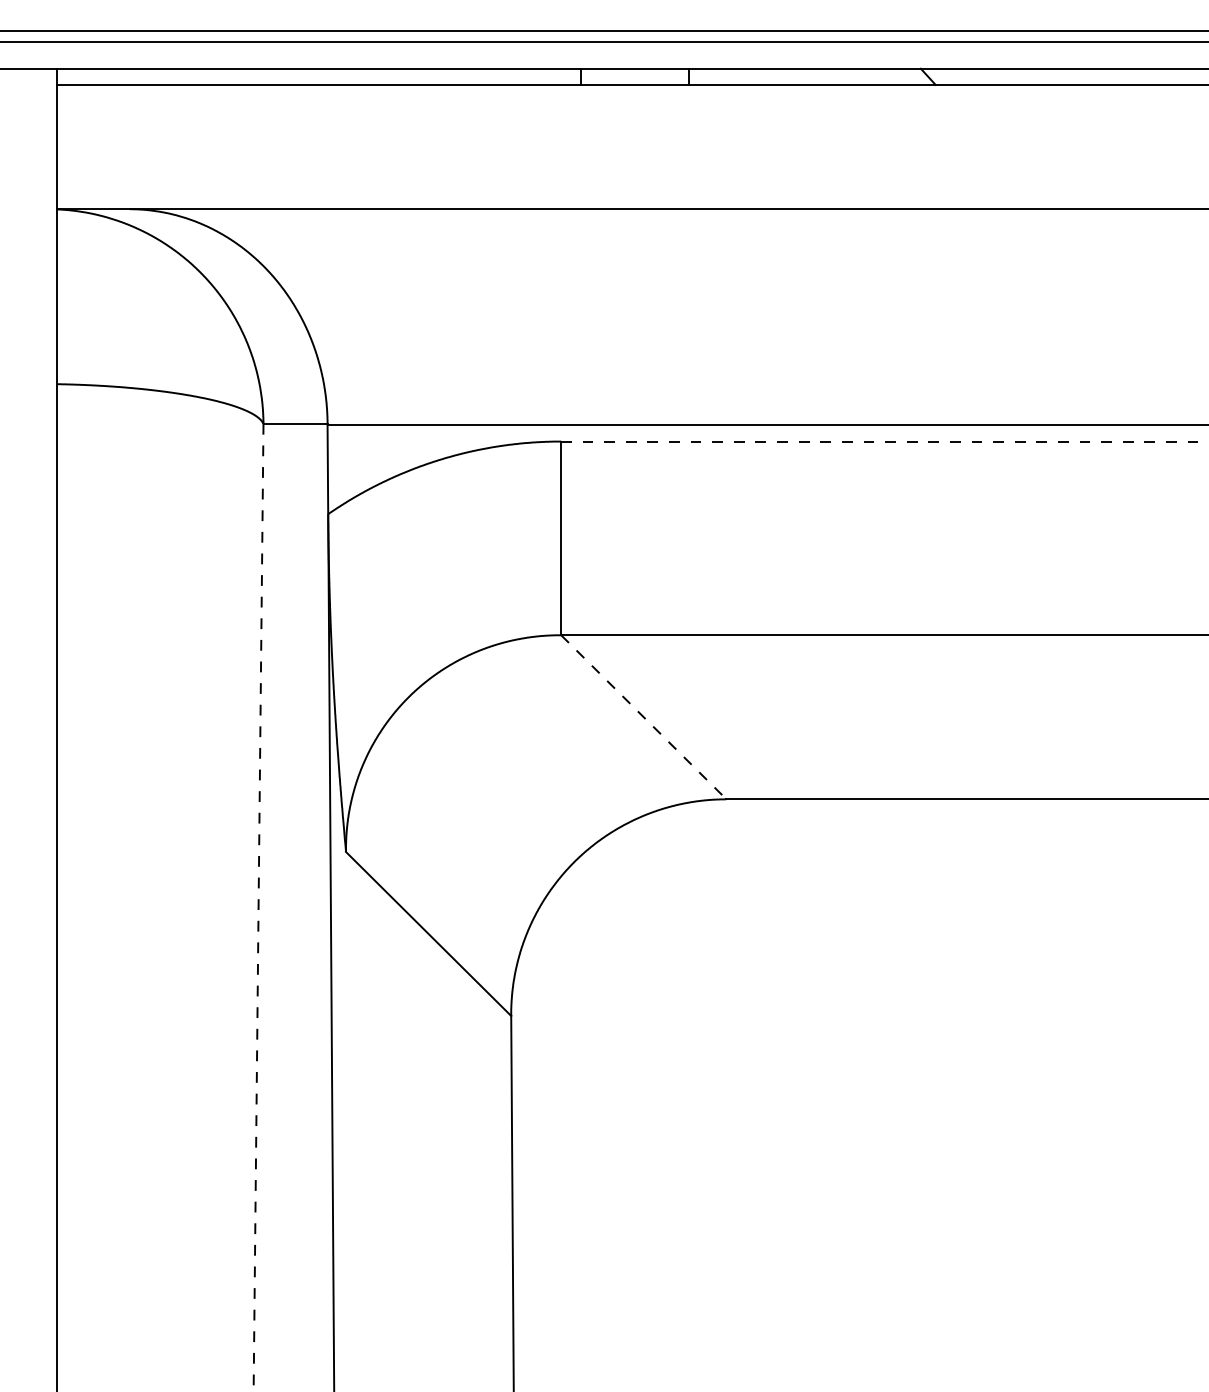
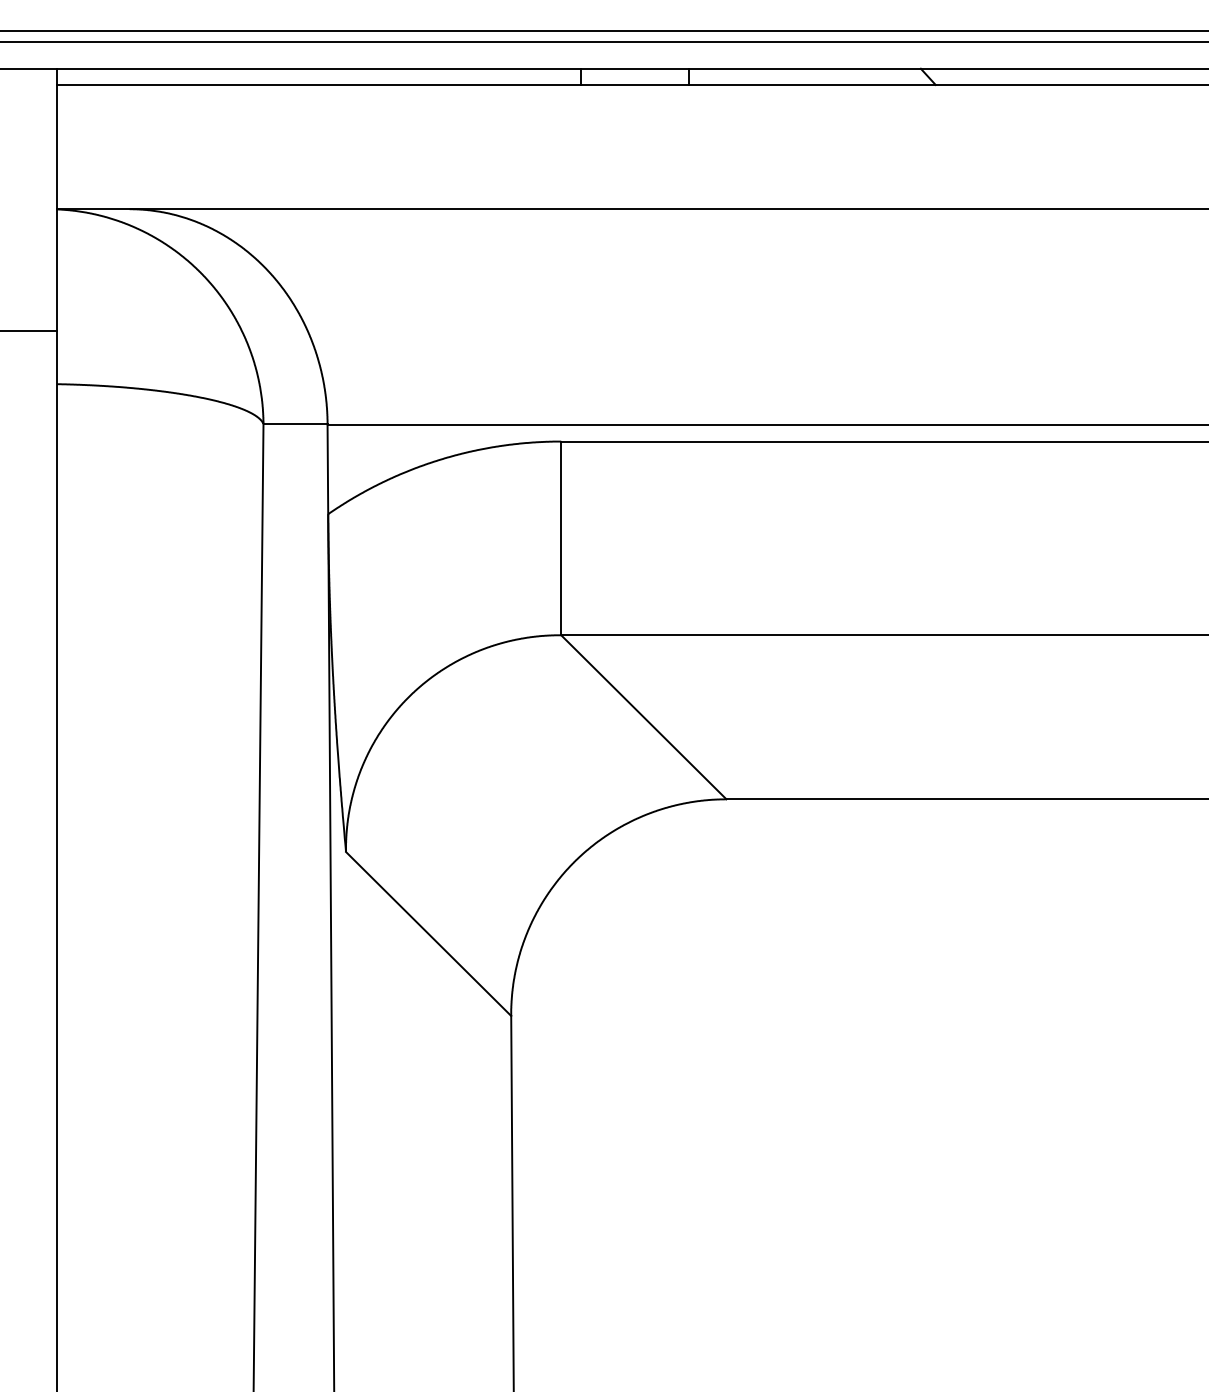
line: none -> present (29, 331)
line: dashed -> solid (884, 441)
line: dashed -> solid (644, 717)
line: dashed -> solid (258, 907)
